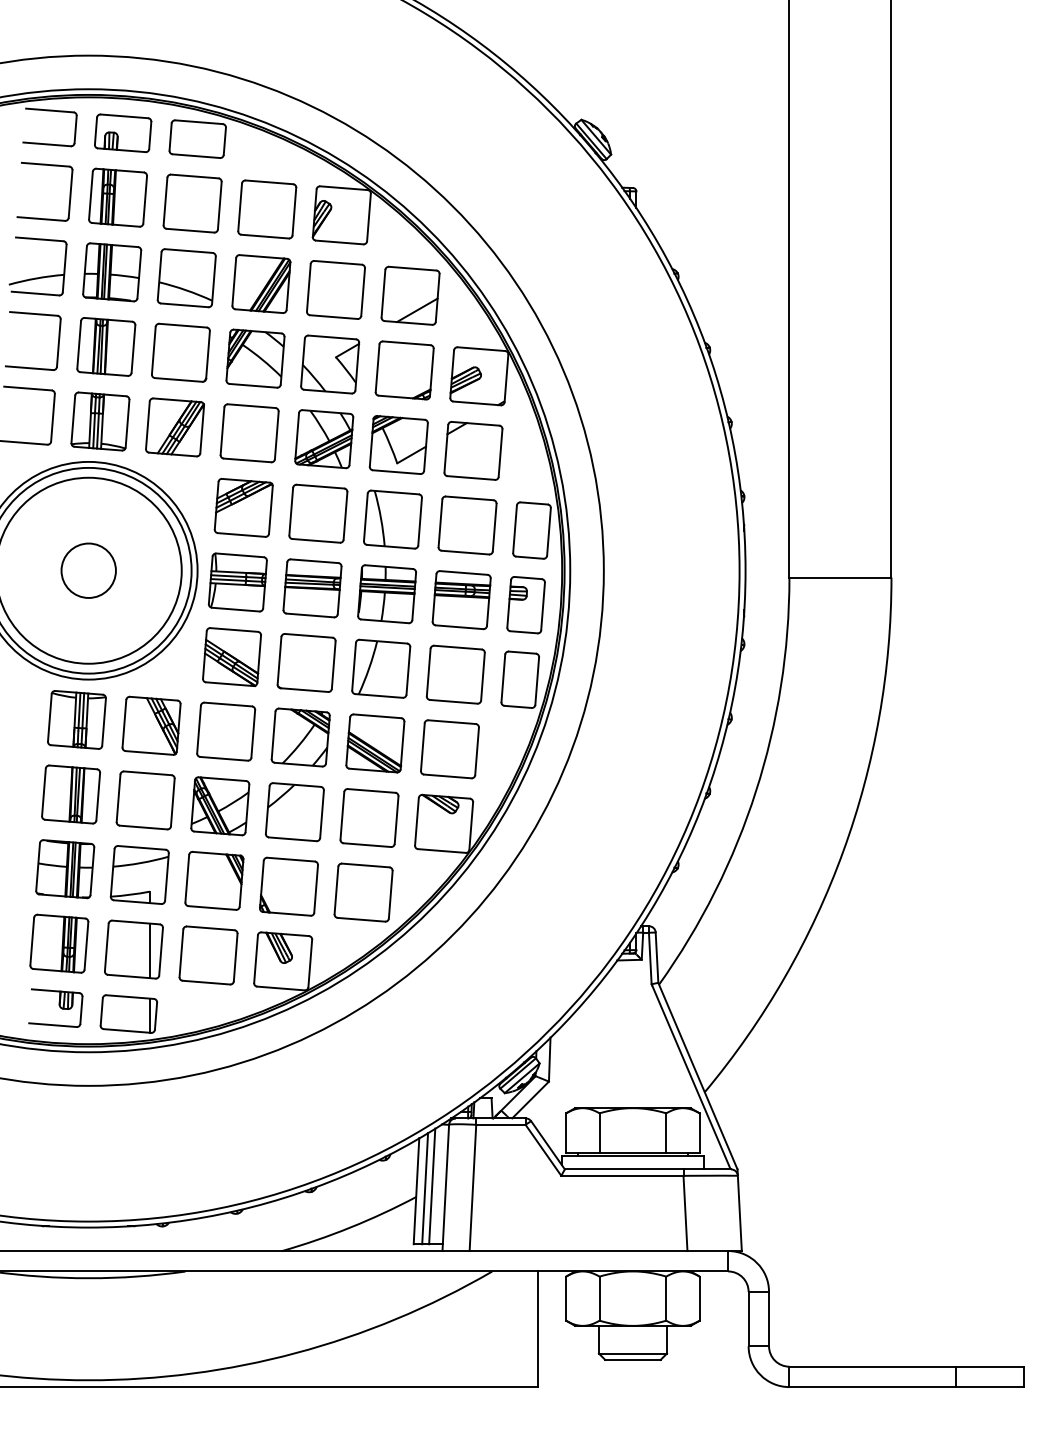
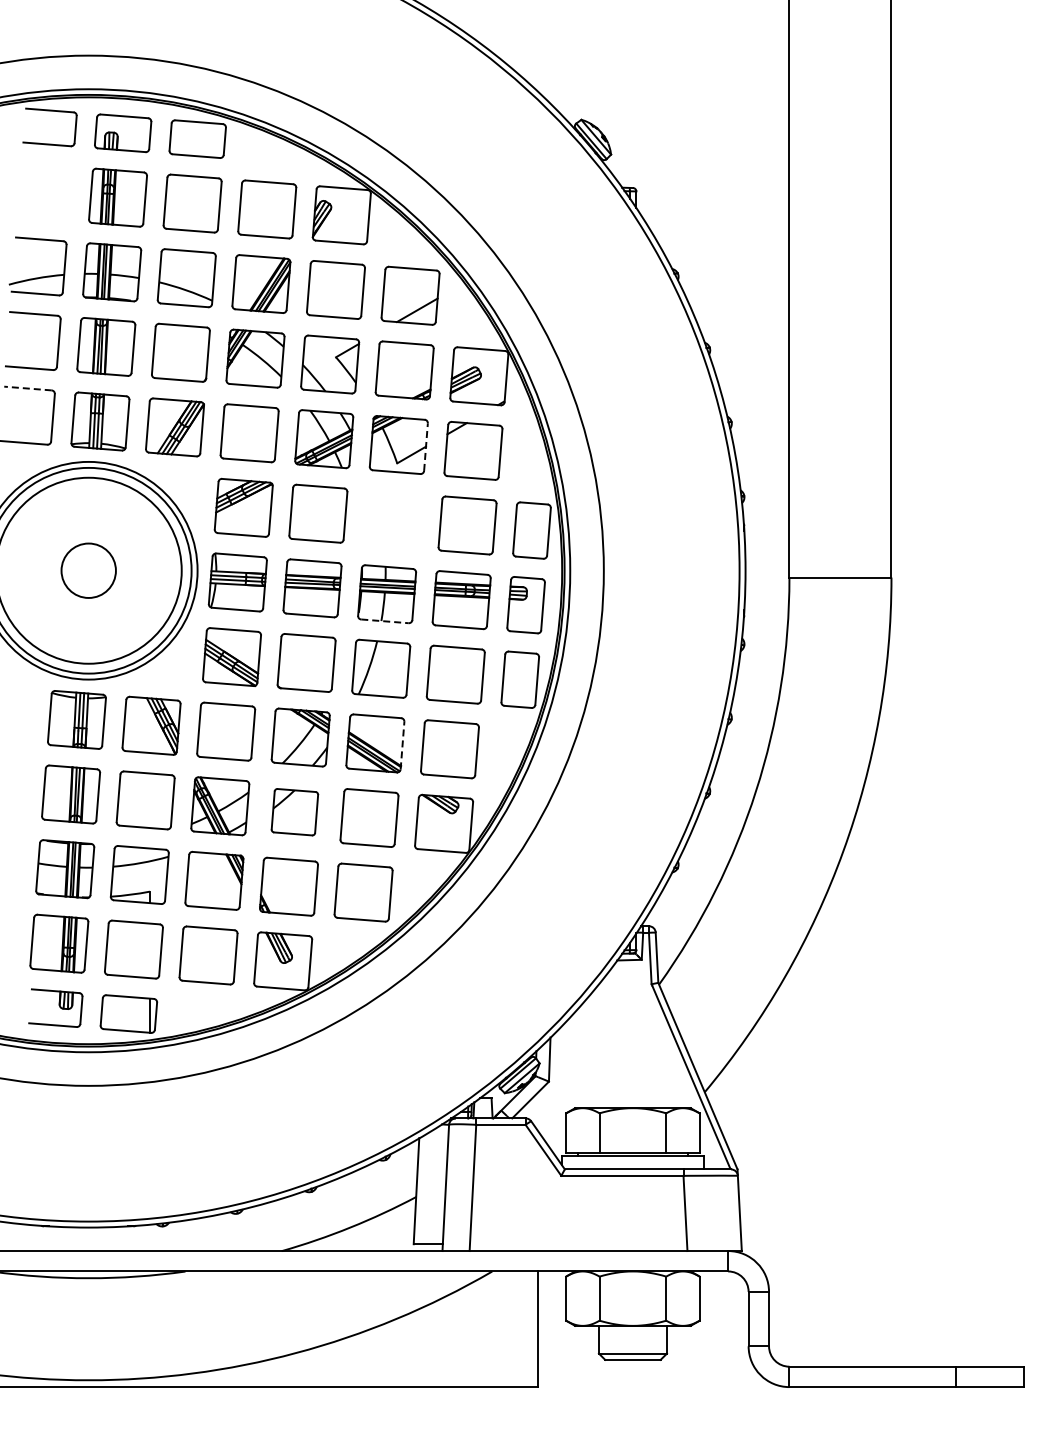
part: present -> none (69, 191)
line: solid -> dashed (28, 388)
line: solid -> dashed (426, 447)
part: present -> none (392, 519)
line: solid -> dashed (384, 621)
line: solid -> dashed (402, 745)
part size: 60x61 px -> 50x49 px (294, 812)
line: present -> none (149, 950)
line: present -> none (432, 1186)
line: present -> none (425, 1188)
